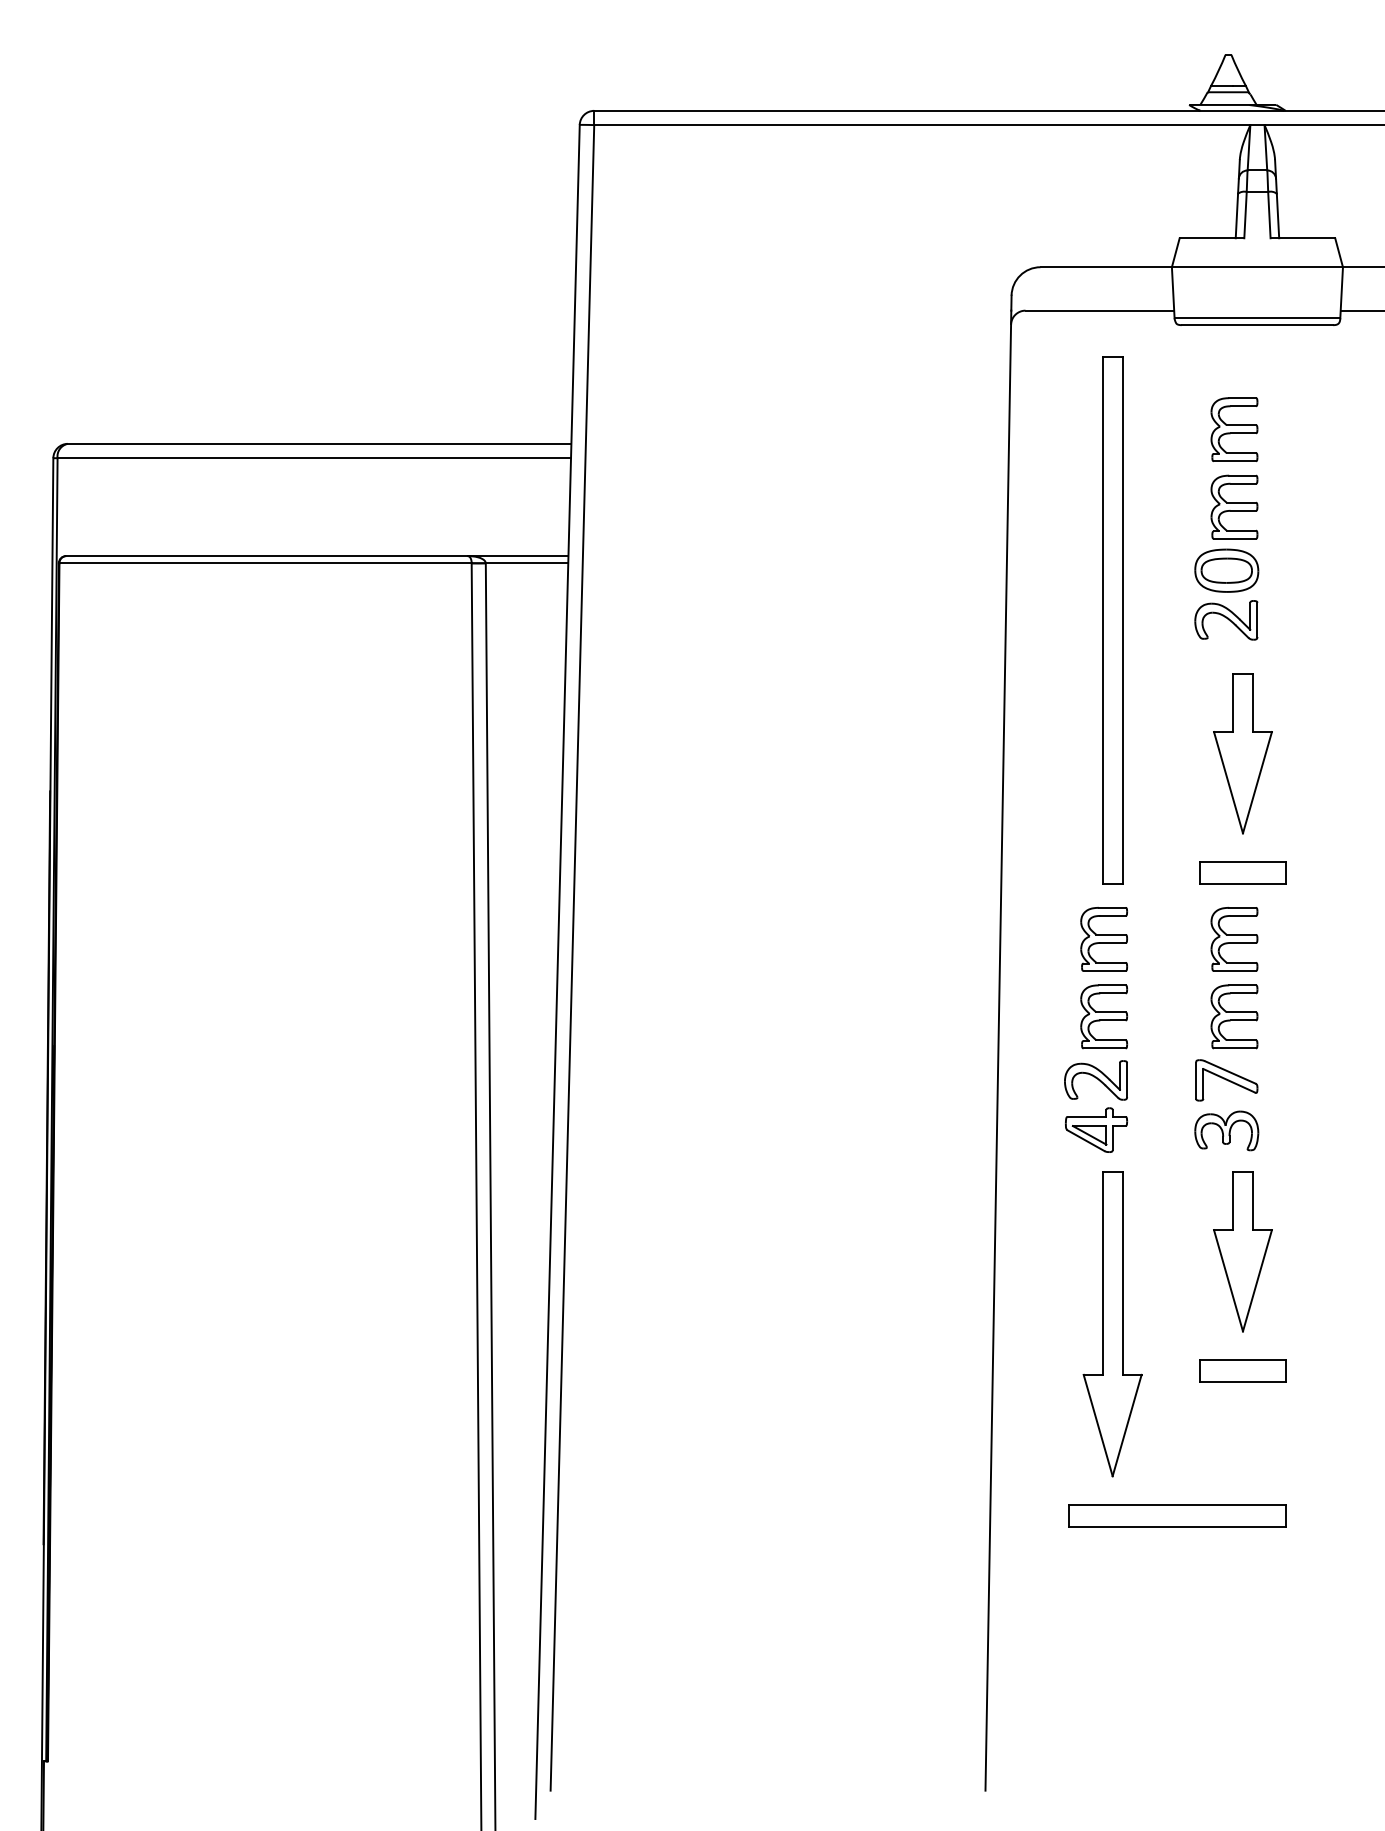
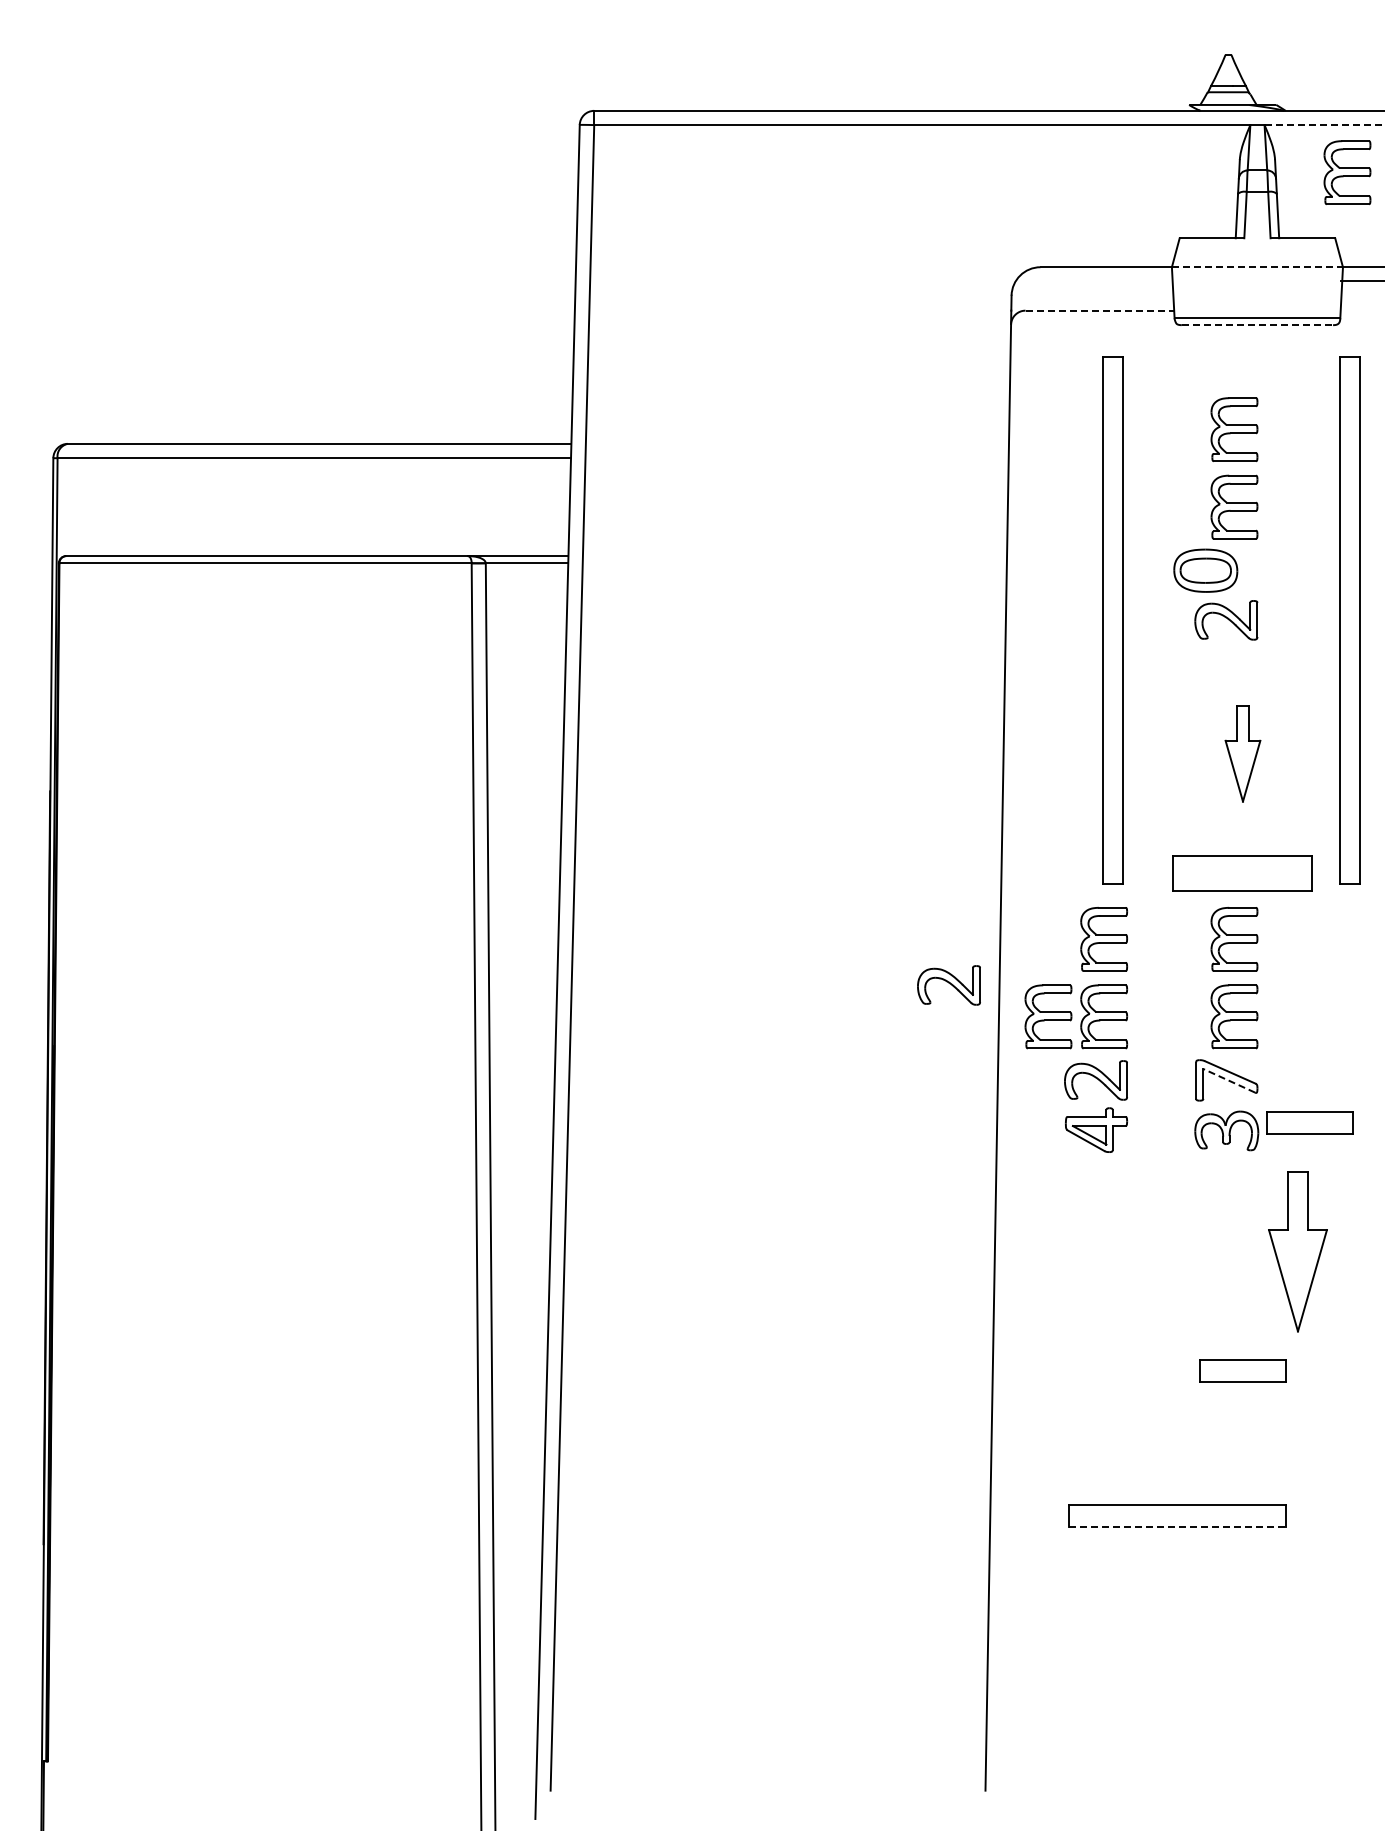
line: solid -> dashed (1324, 125)
part: none -> present (1347, 172)
line: solid -> dashed (1257, 267)
line: solid -> dashed (1100, 310)
line position: (1360, 310) -> (1360, 280) (1360, 280)
line: solid -> dashed (1257, 325)
part position: (1226, 570) -> (1205, 570) (1205, 570)
part: none -> present (1349, 620)
part size: 60x162 px -> 38x98 px (1242, 753)
part size: 88x24 px -> 141x37 px (1242, 873)
part: none -> present (948, 985)
part: none -> present (1048, 1016)
line: solid -> dashed (1228, 1080)
part: none -> present (1309, 1122)
part position: (1242, 1251) -> (1297, 1251) (1297, 1251)
part: present -> none (1112, 1324)
line: solid -> dashed (1177, 1526)
